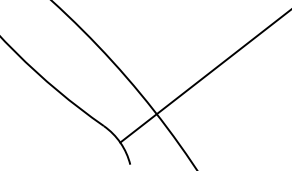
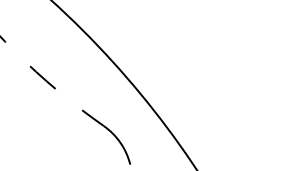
line: present -> none (204, 76)
arc: solid -> dashed (49, 84)
